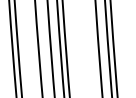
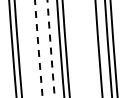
arc: solid -> dashed (50, 49)
arc: solid -> dashed (38, 50)
